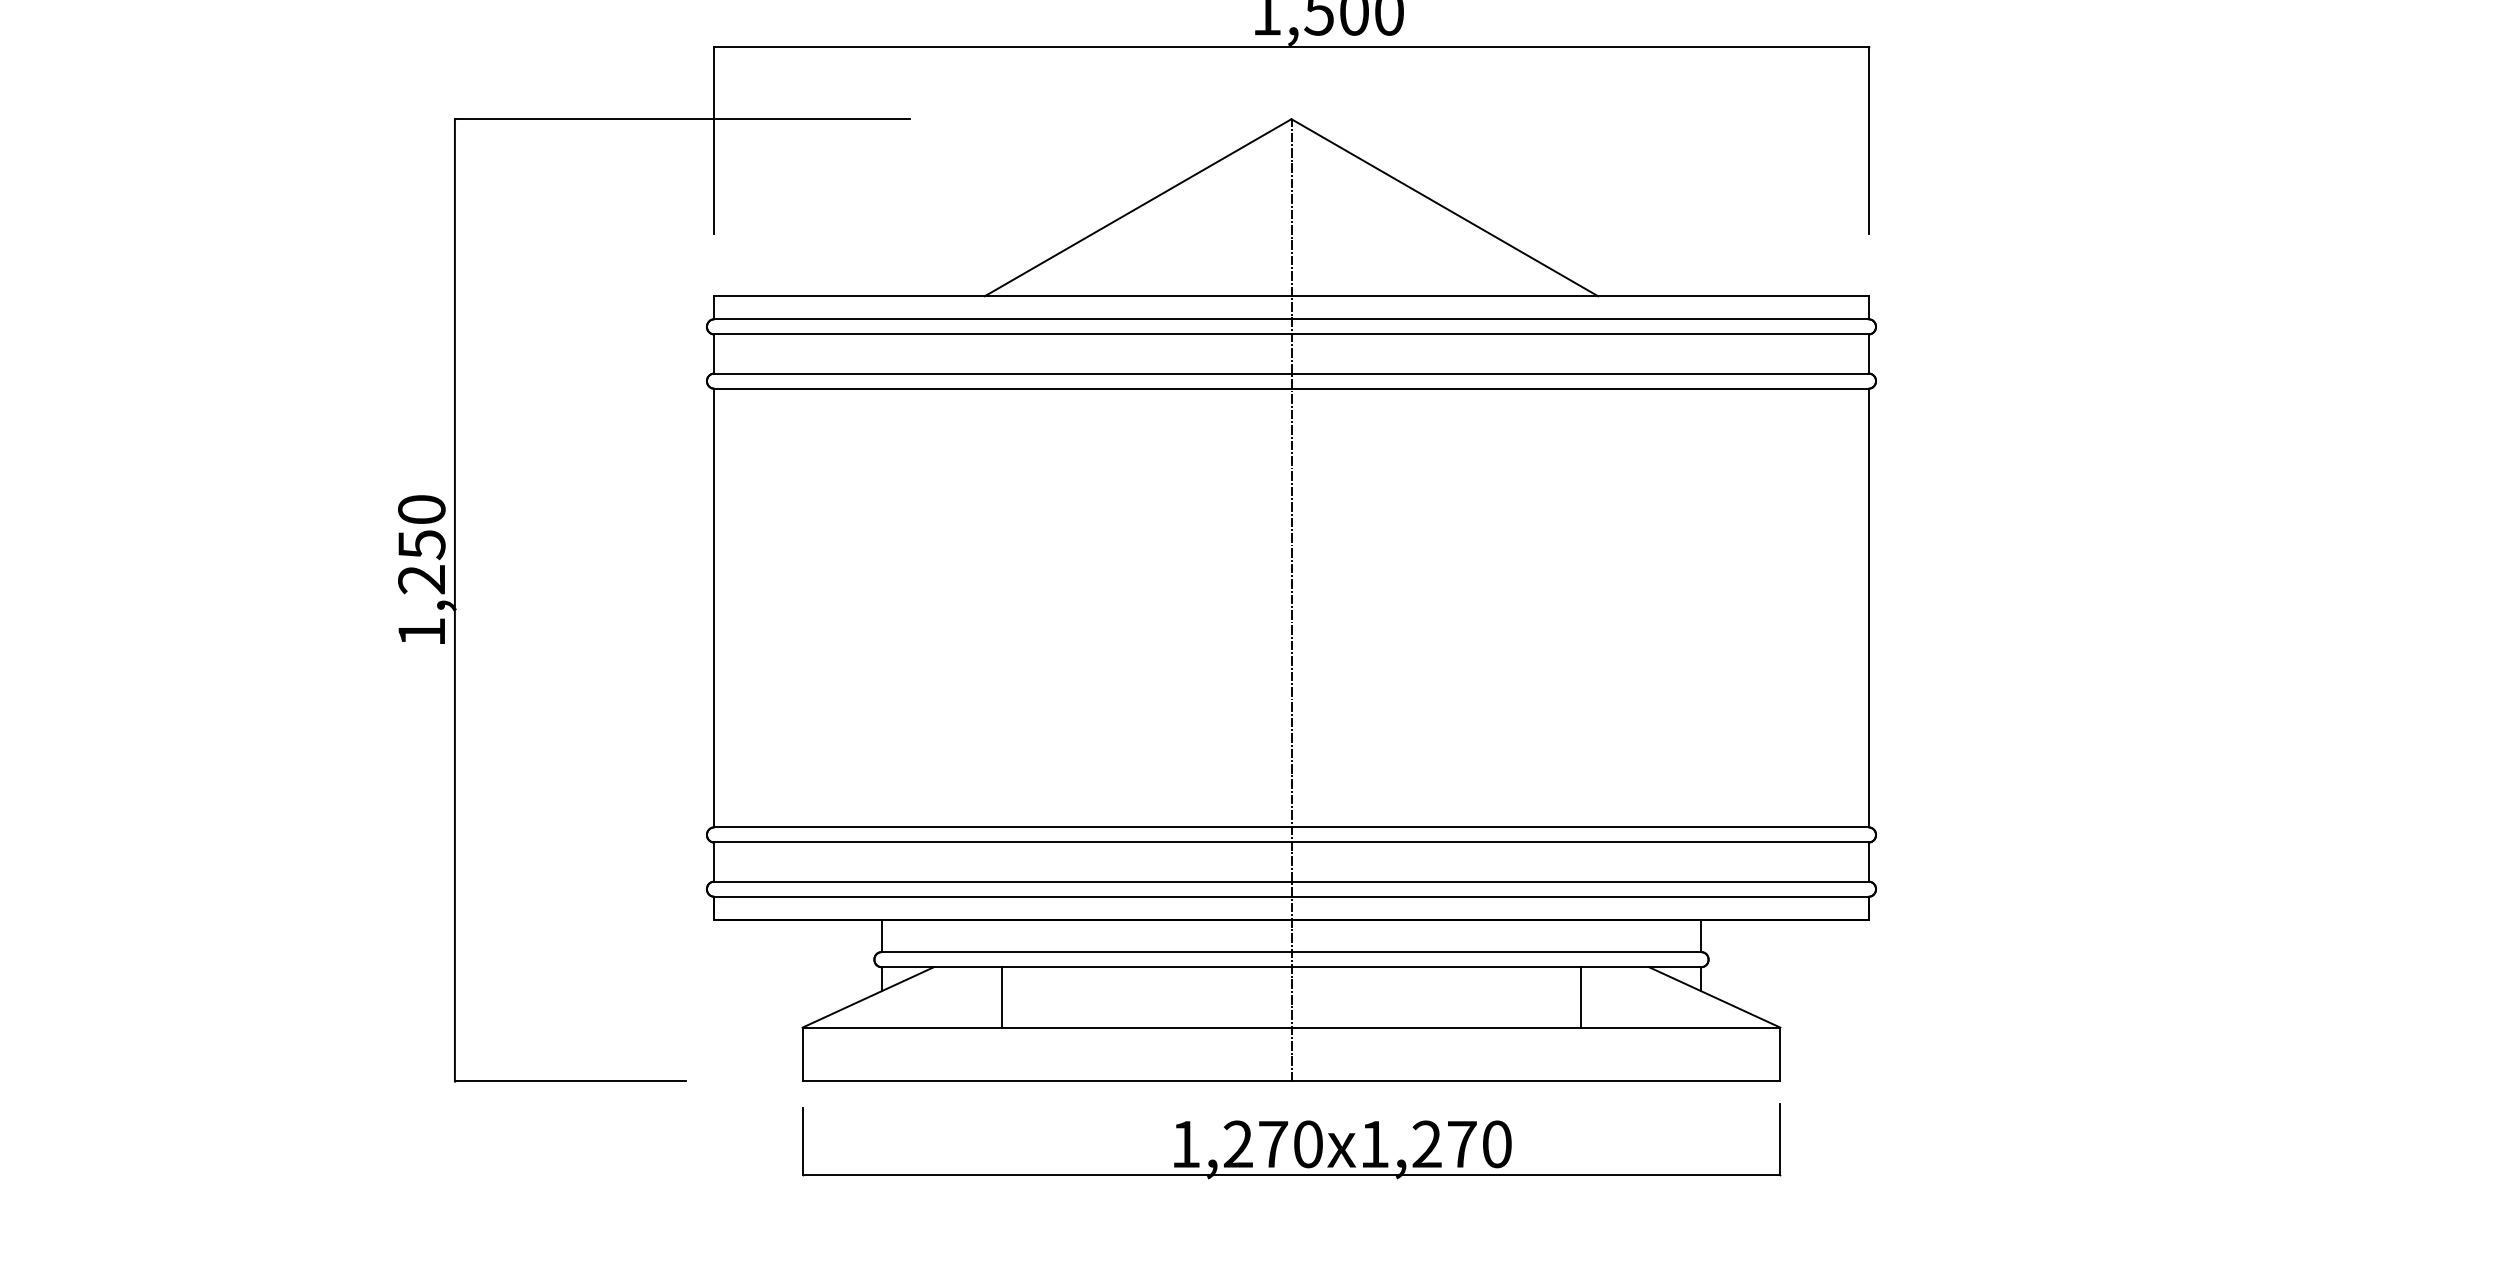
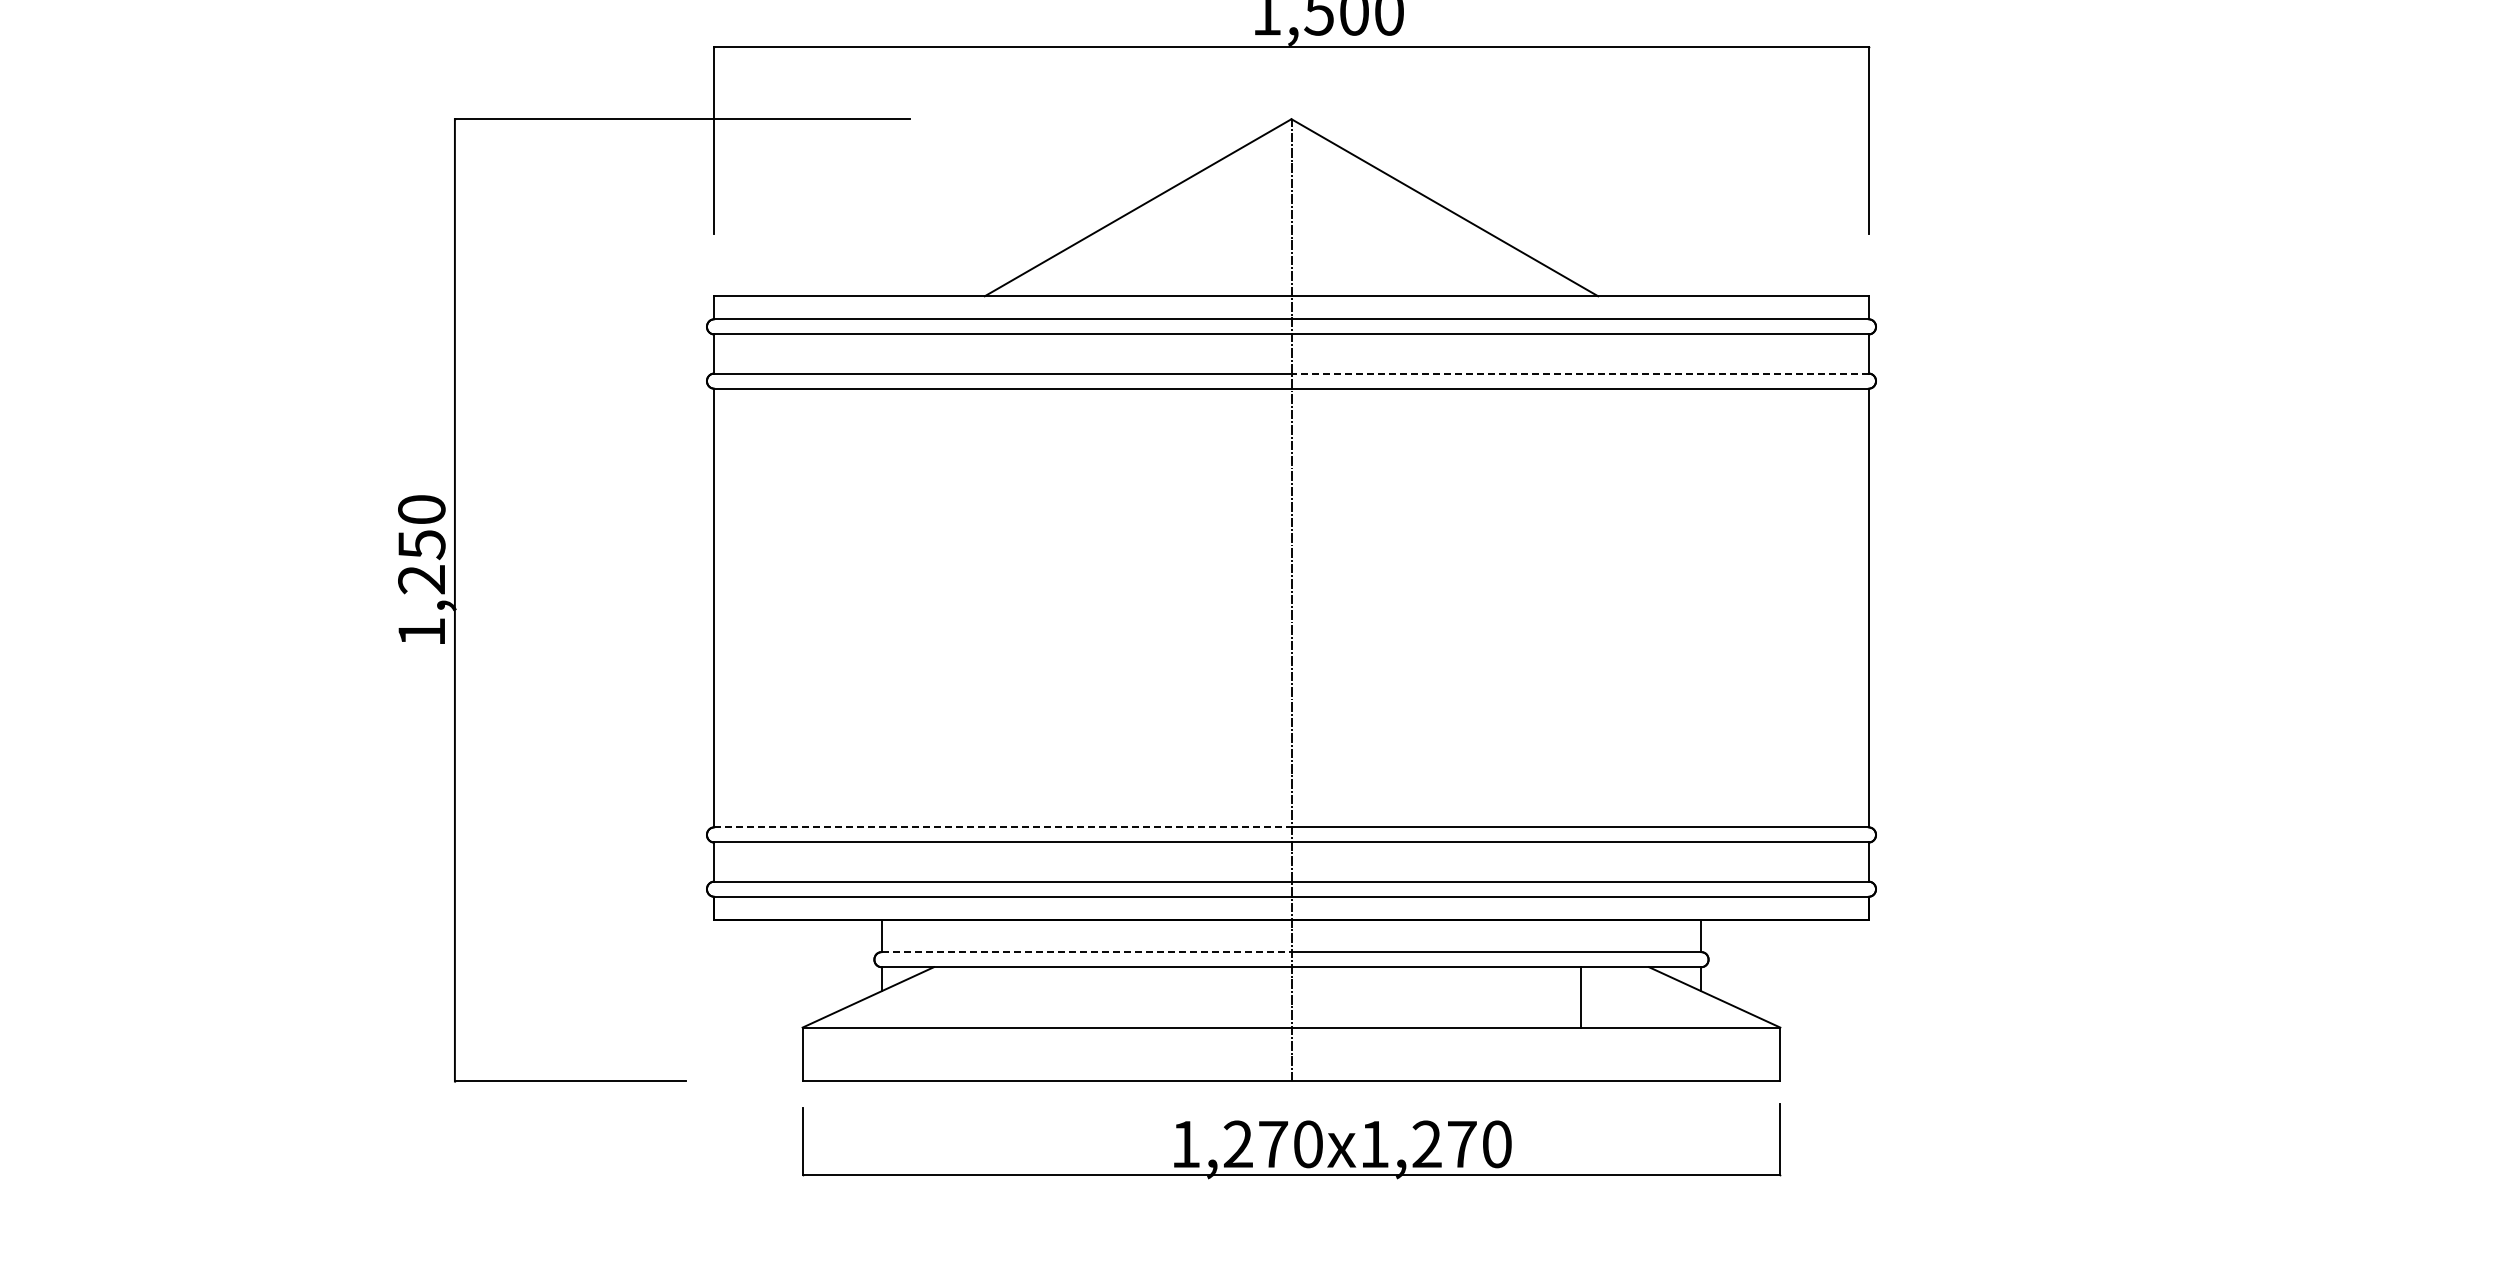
line: solid -> dashed (1580, 373)
line: solid -> dashed (1002, 827)
line: solid -> dashed (1086, 952)
line: present -> none (1001, 997)
